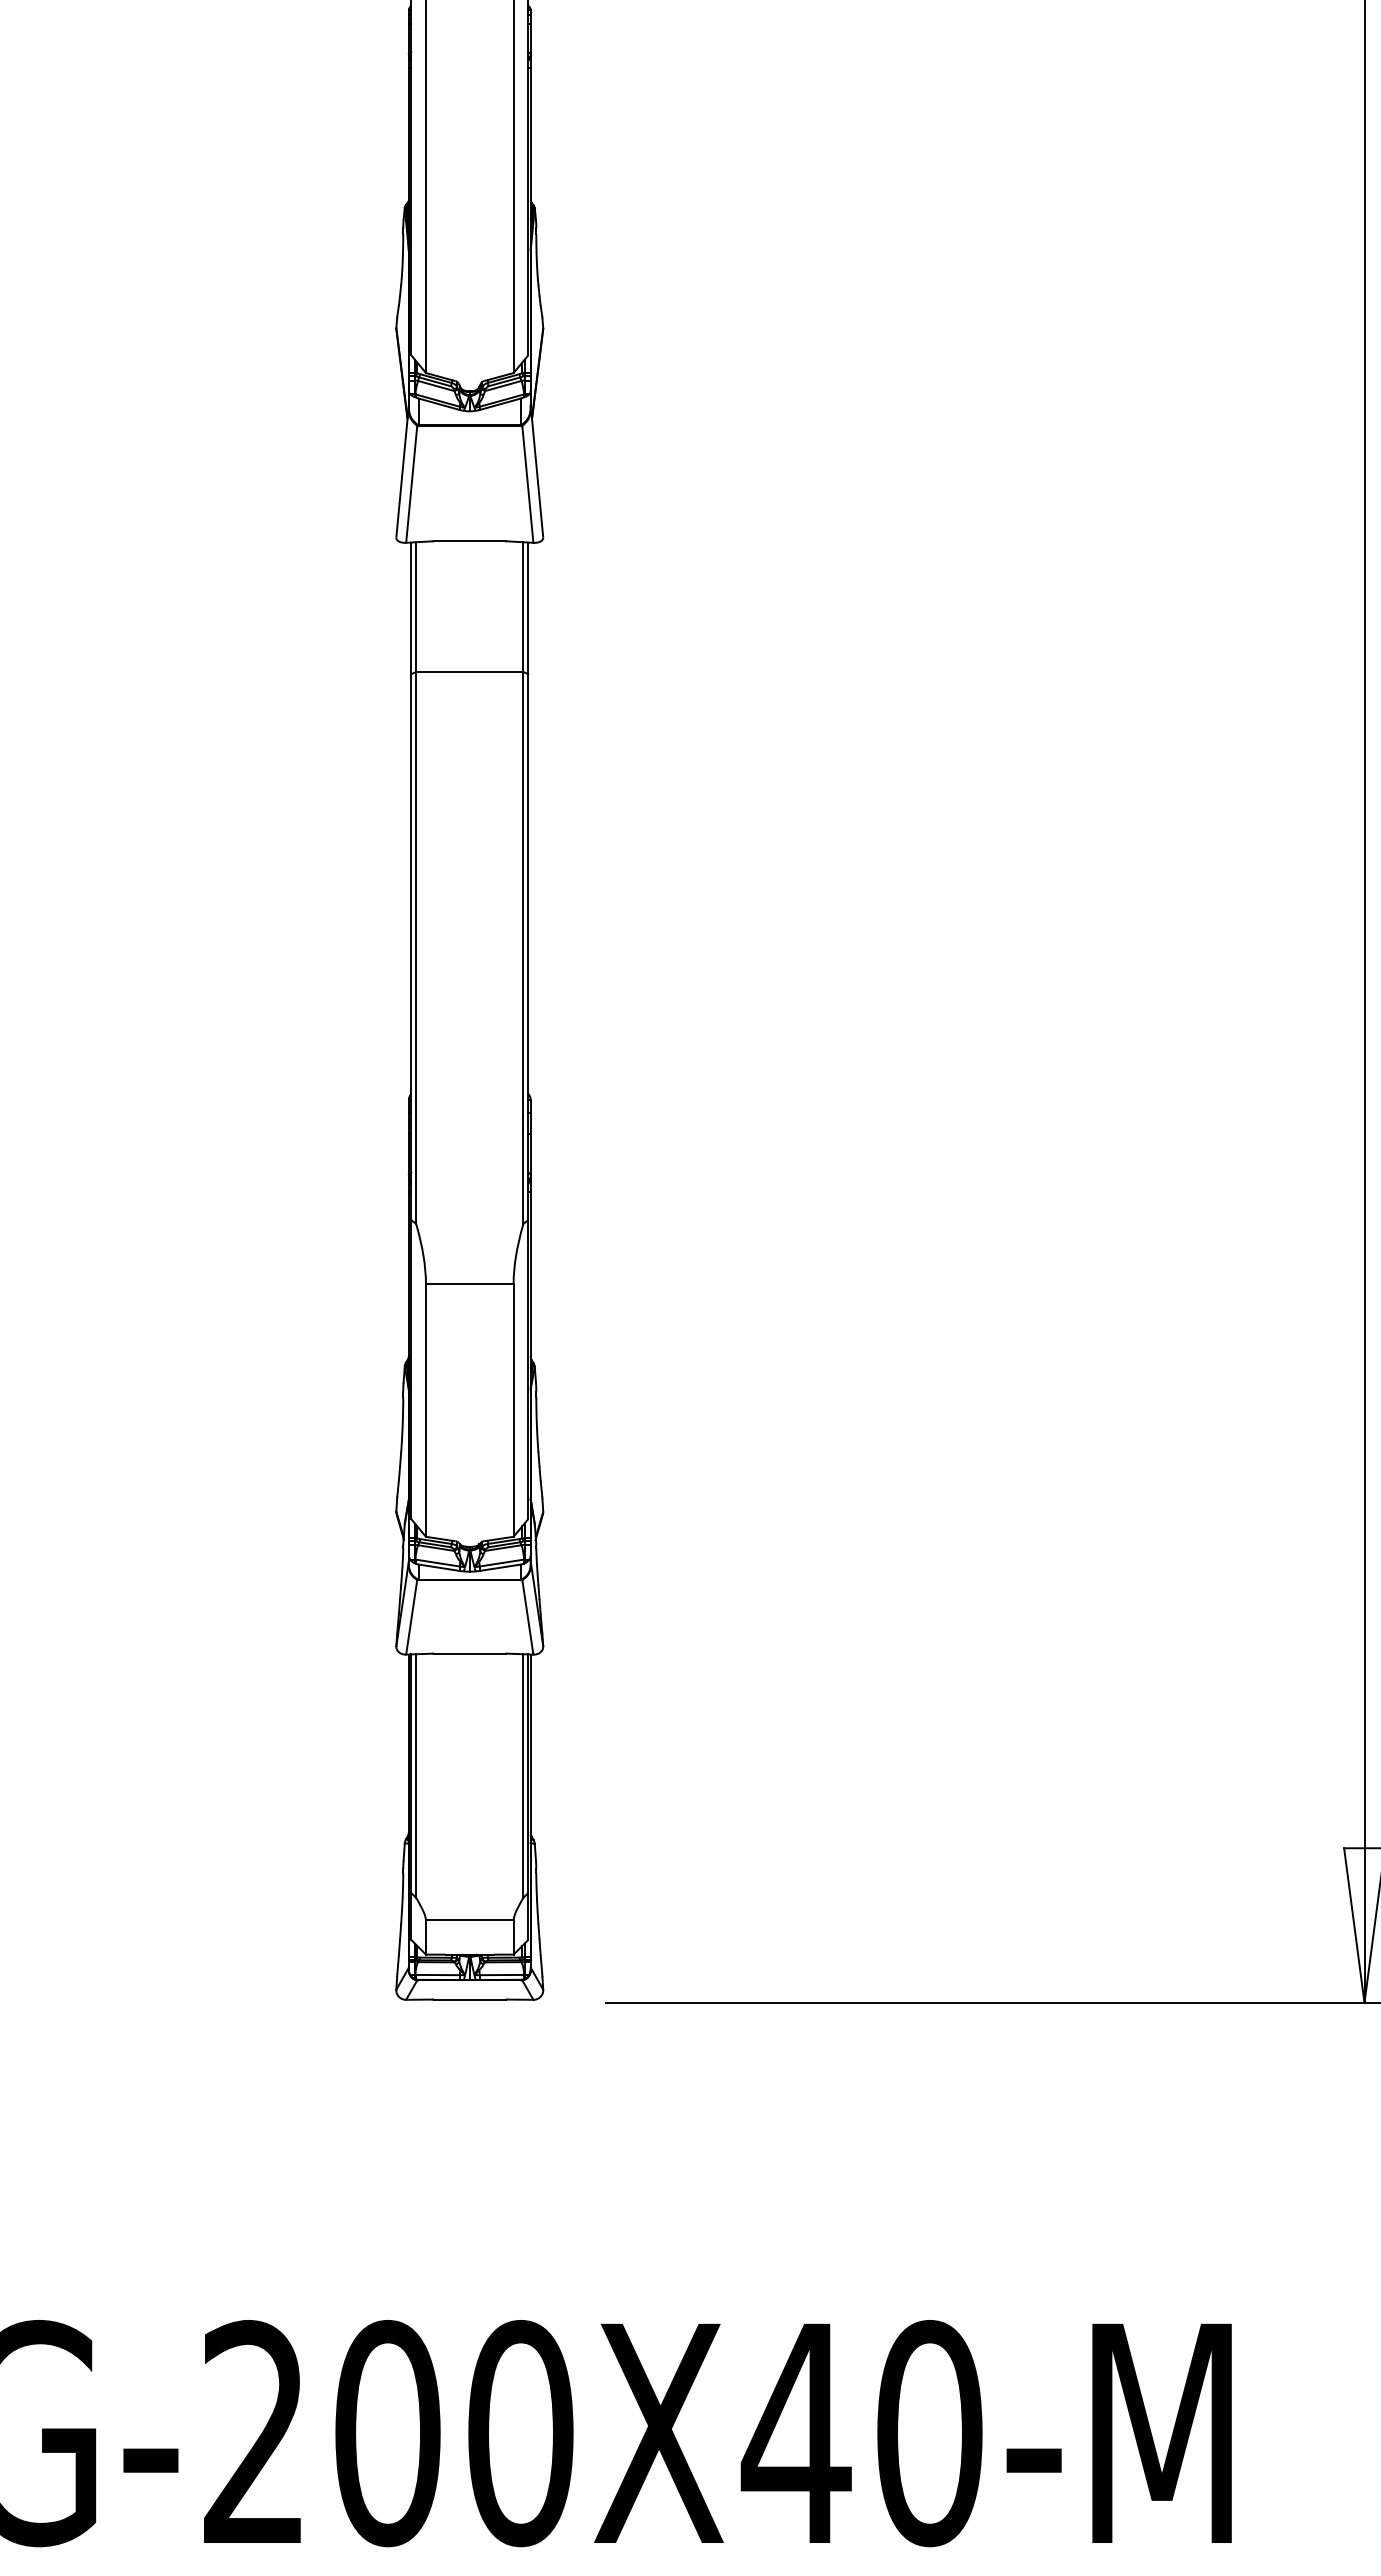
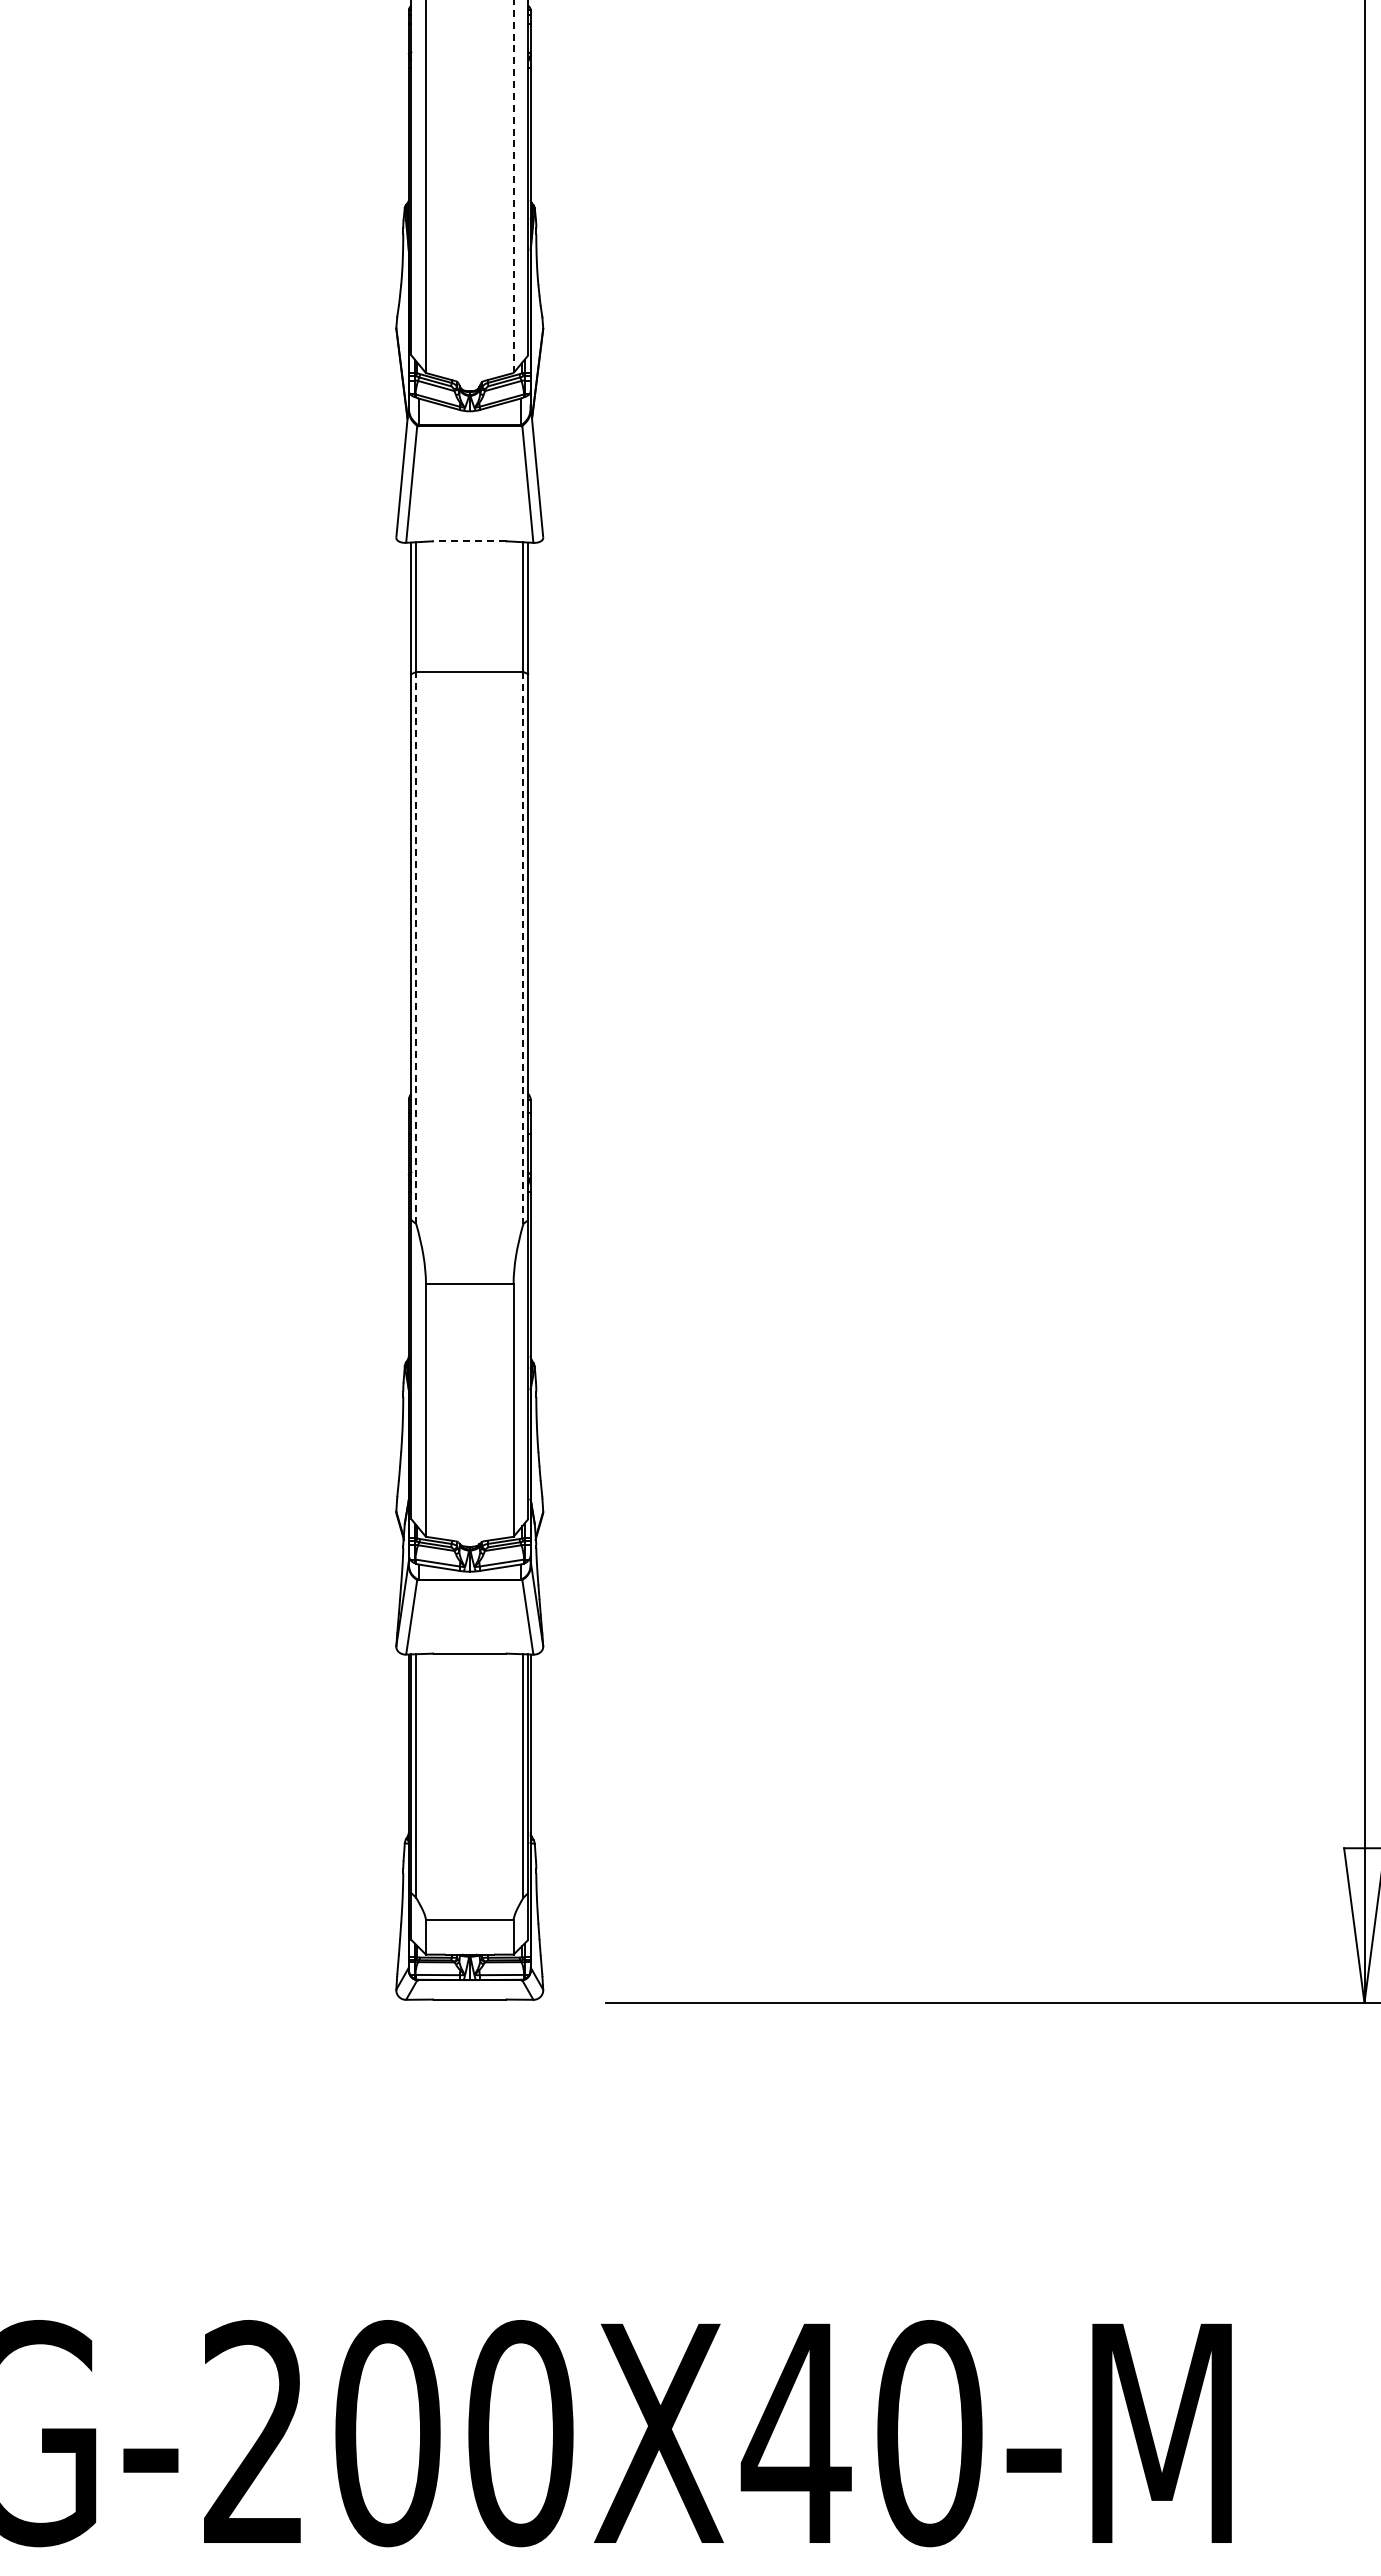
line: solid -> dashed (513, 186)
line: solid -> dashed (469, 541)
line: solid -> dashed (416, 947)
line: solid -> dashed (523, 948)
